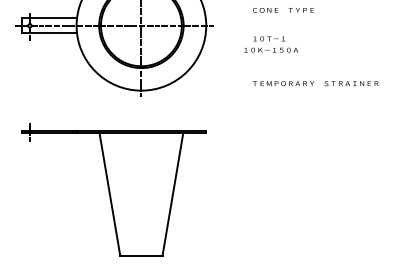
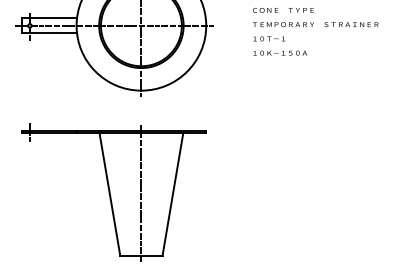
text position: (271, 49) -> (280, 52) (280, 52)
text position: (315, 83) -> (315, 24) (315, 24)
line: none -> present (141, 192)
